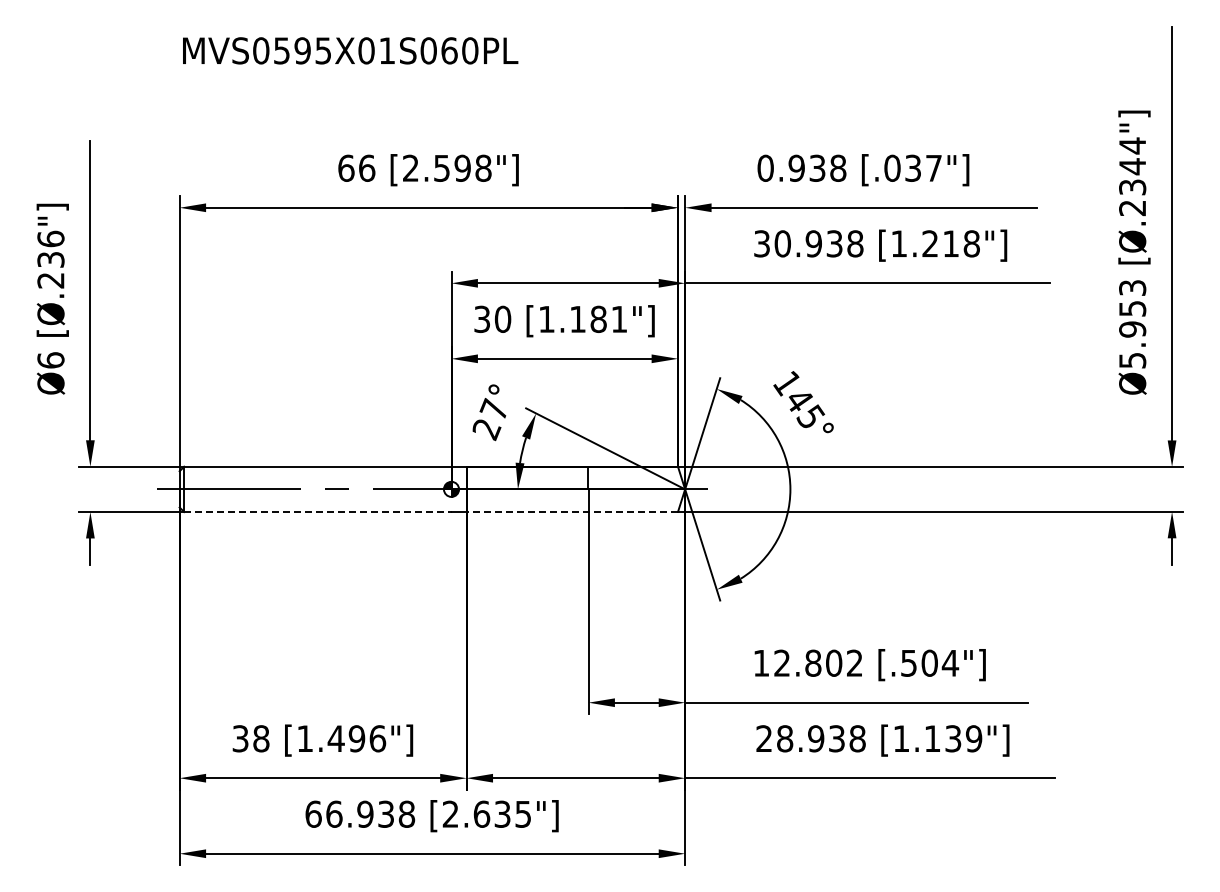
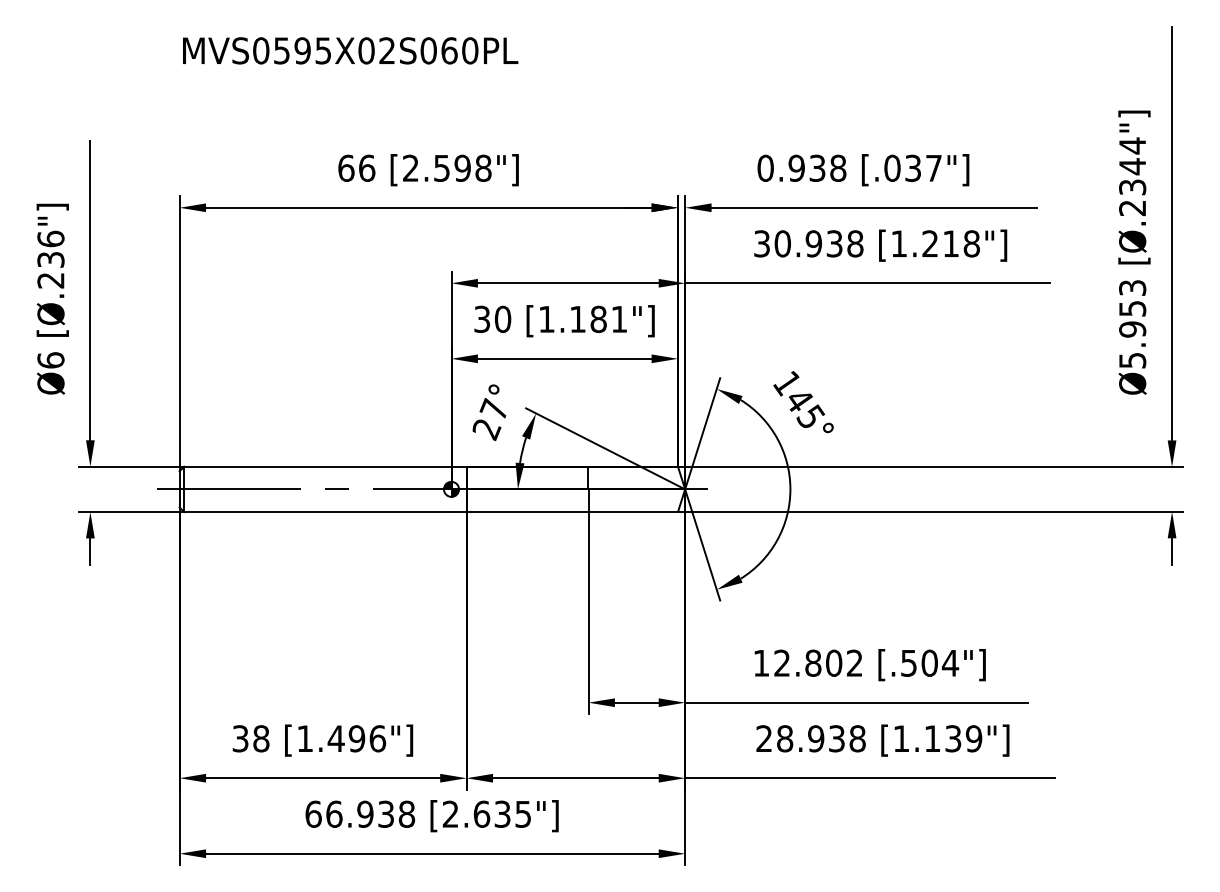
text: MVS0595X01S060PL -> MVS0595X02S060PL (386, 50)
line: dashed -> solid (572, 511)
line: dashed -> solid (317, 512)
